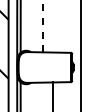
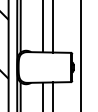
line: dashed -> solid (42, 26)
line: none -> present (53, 27)
line: none -> present (42, 95)
